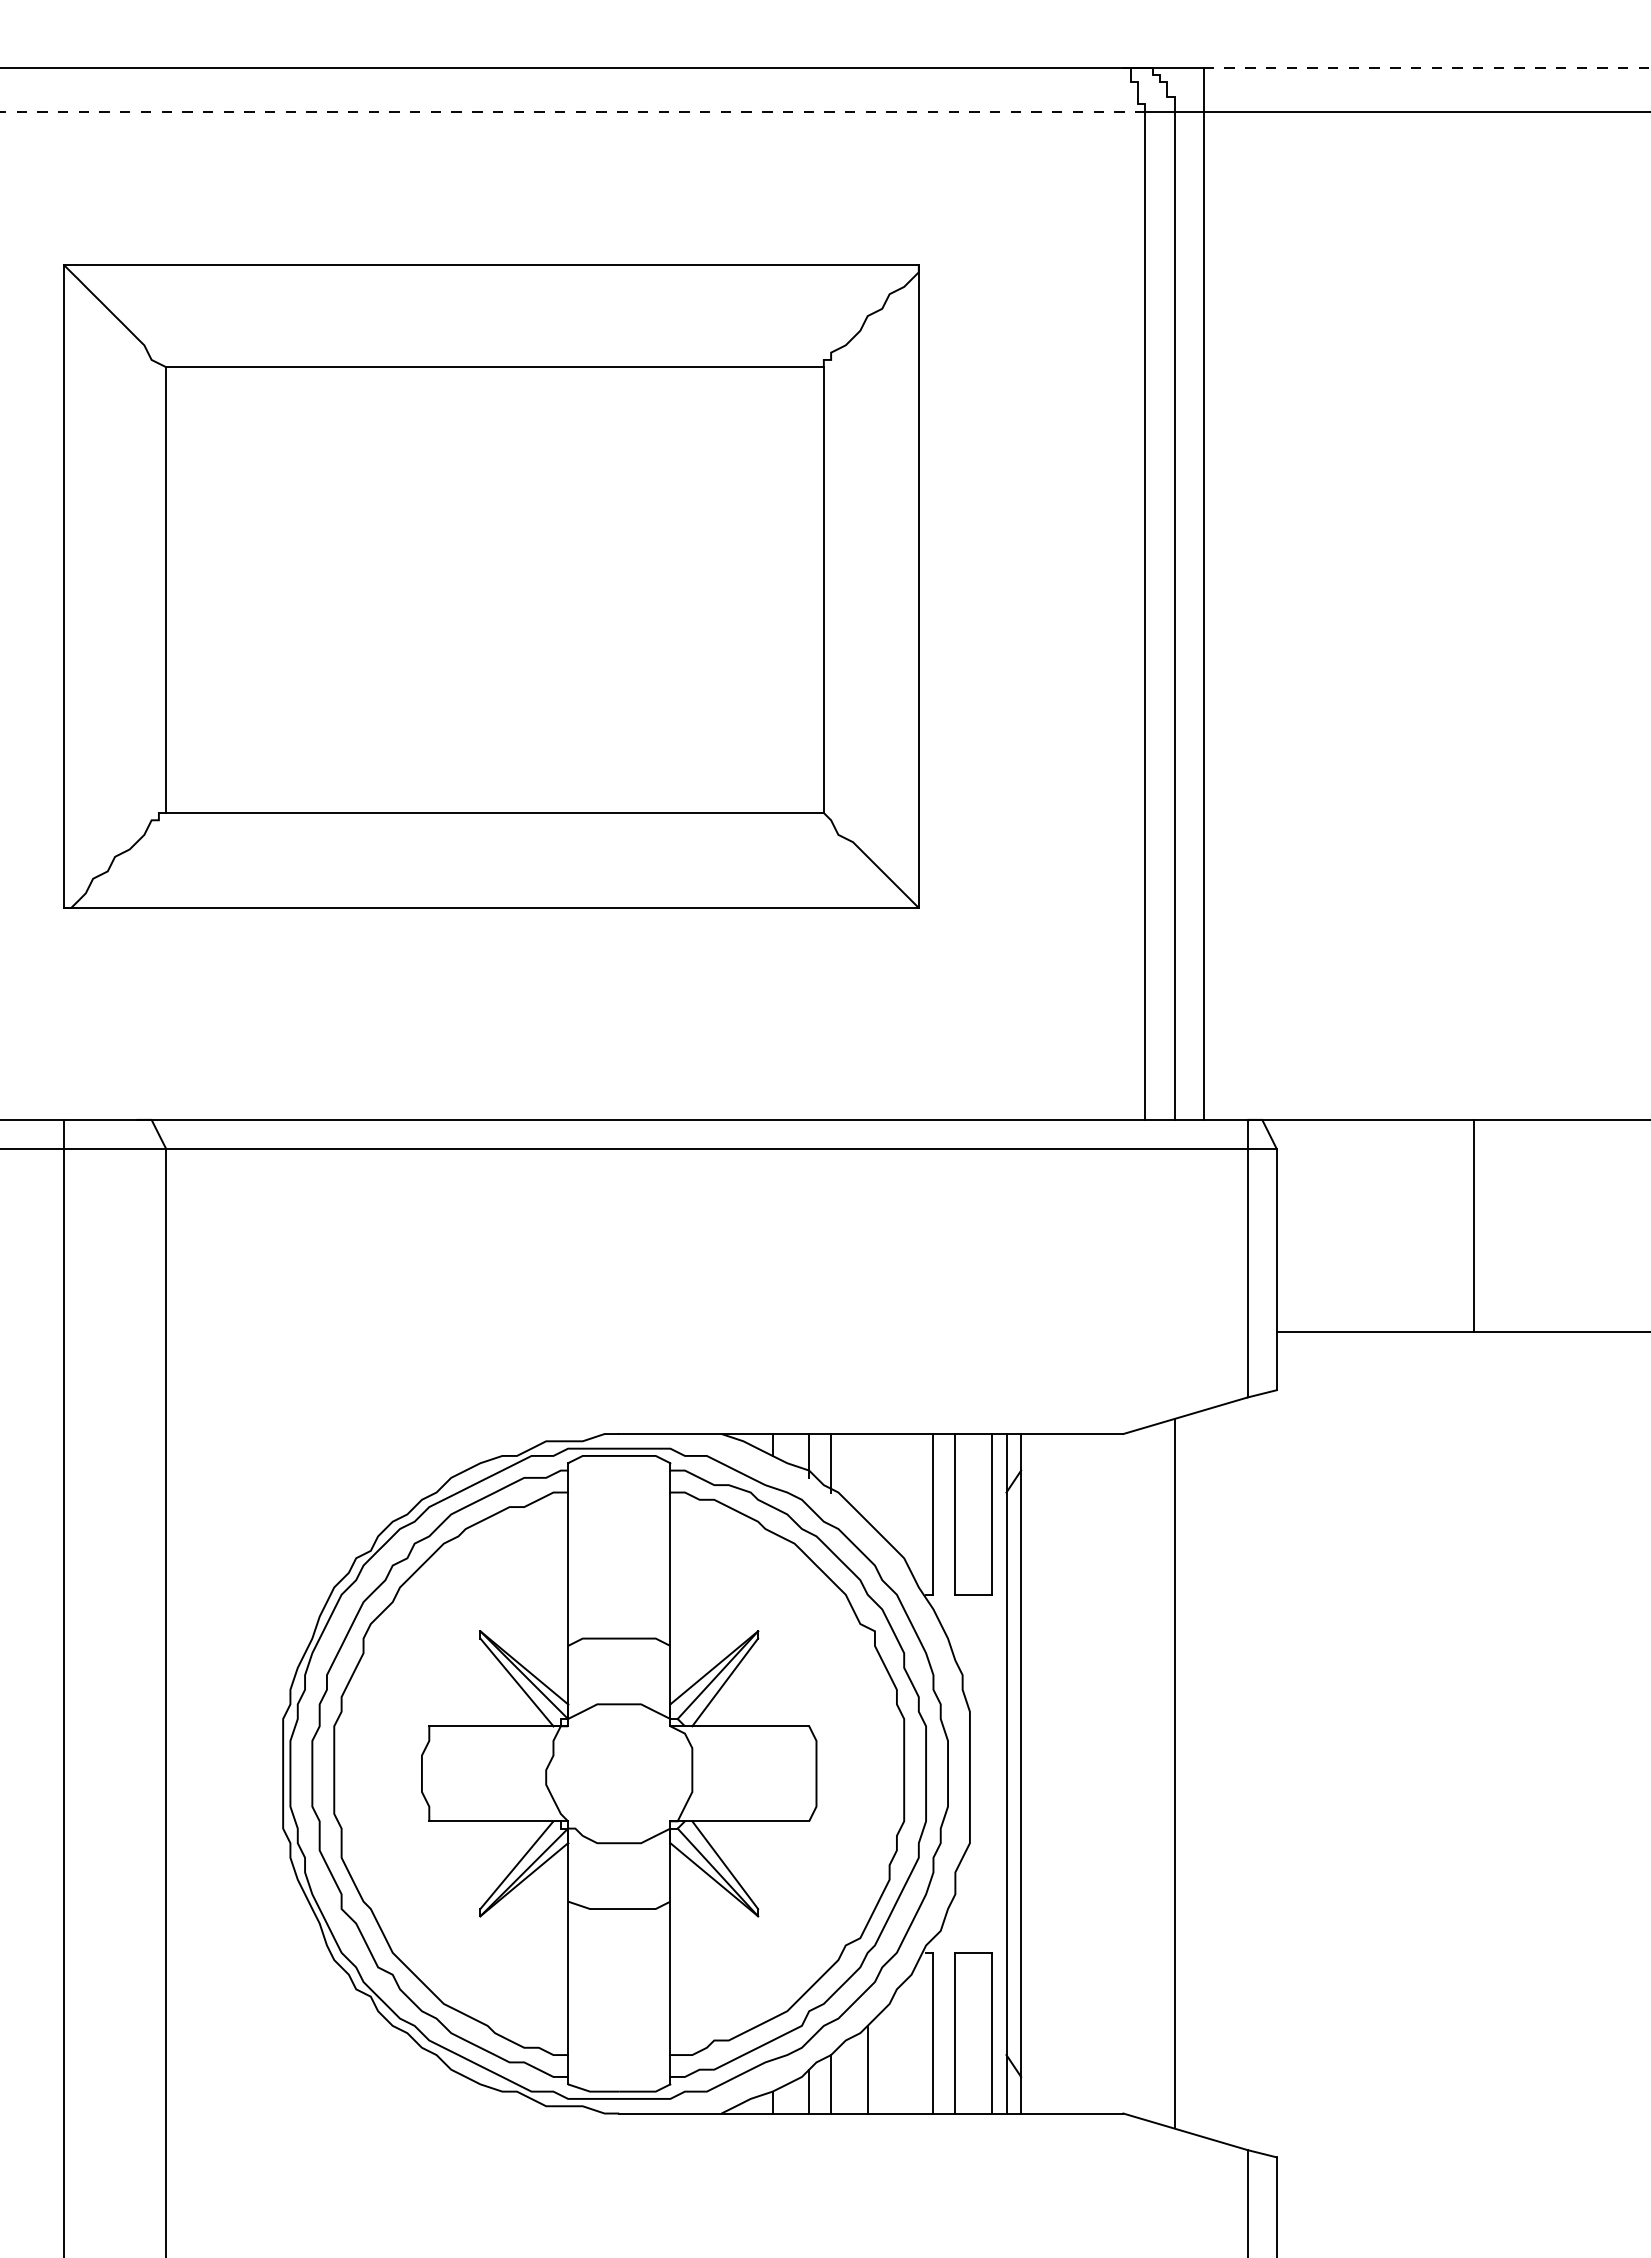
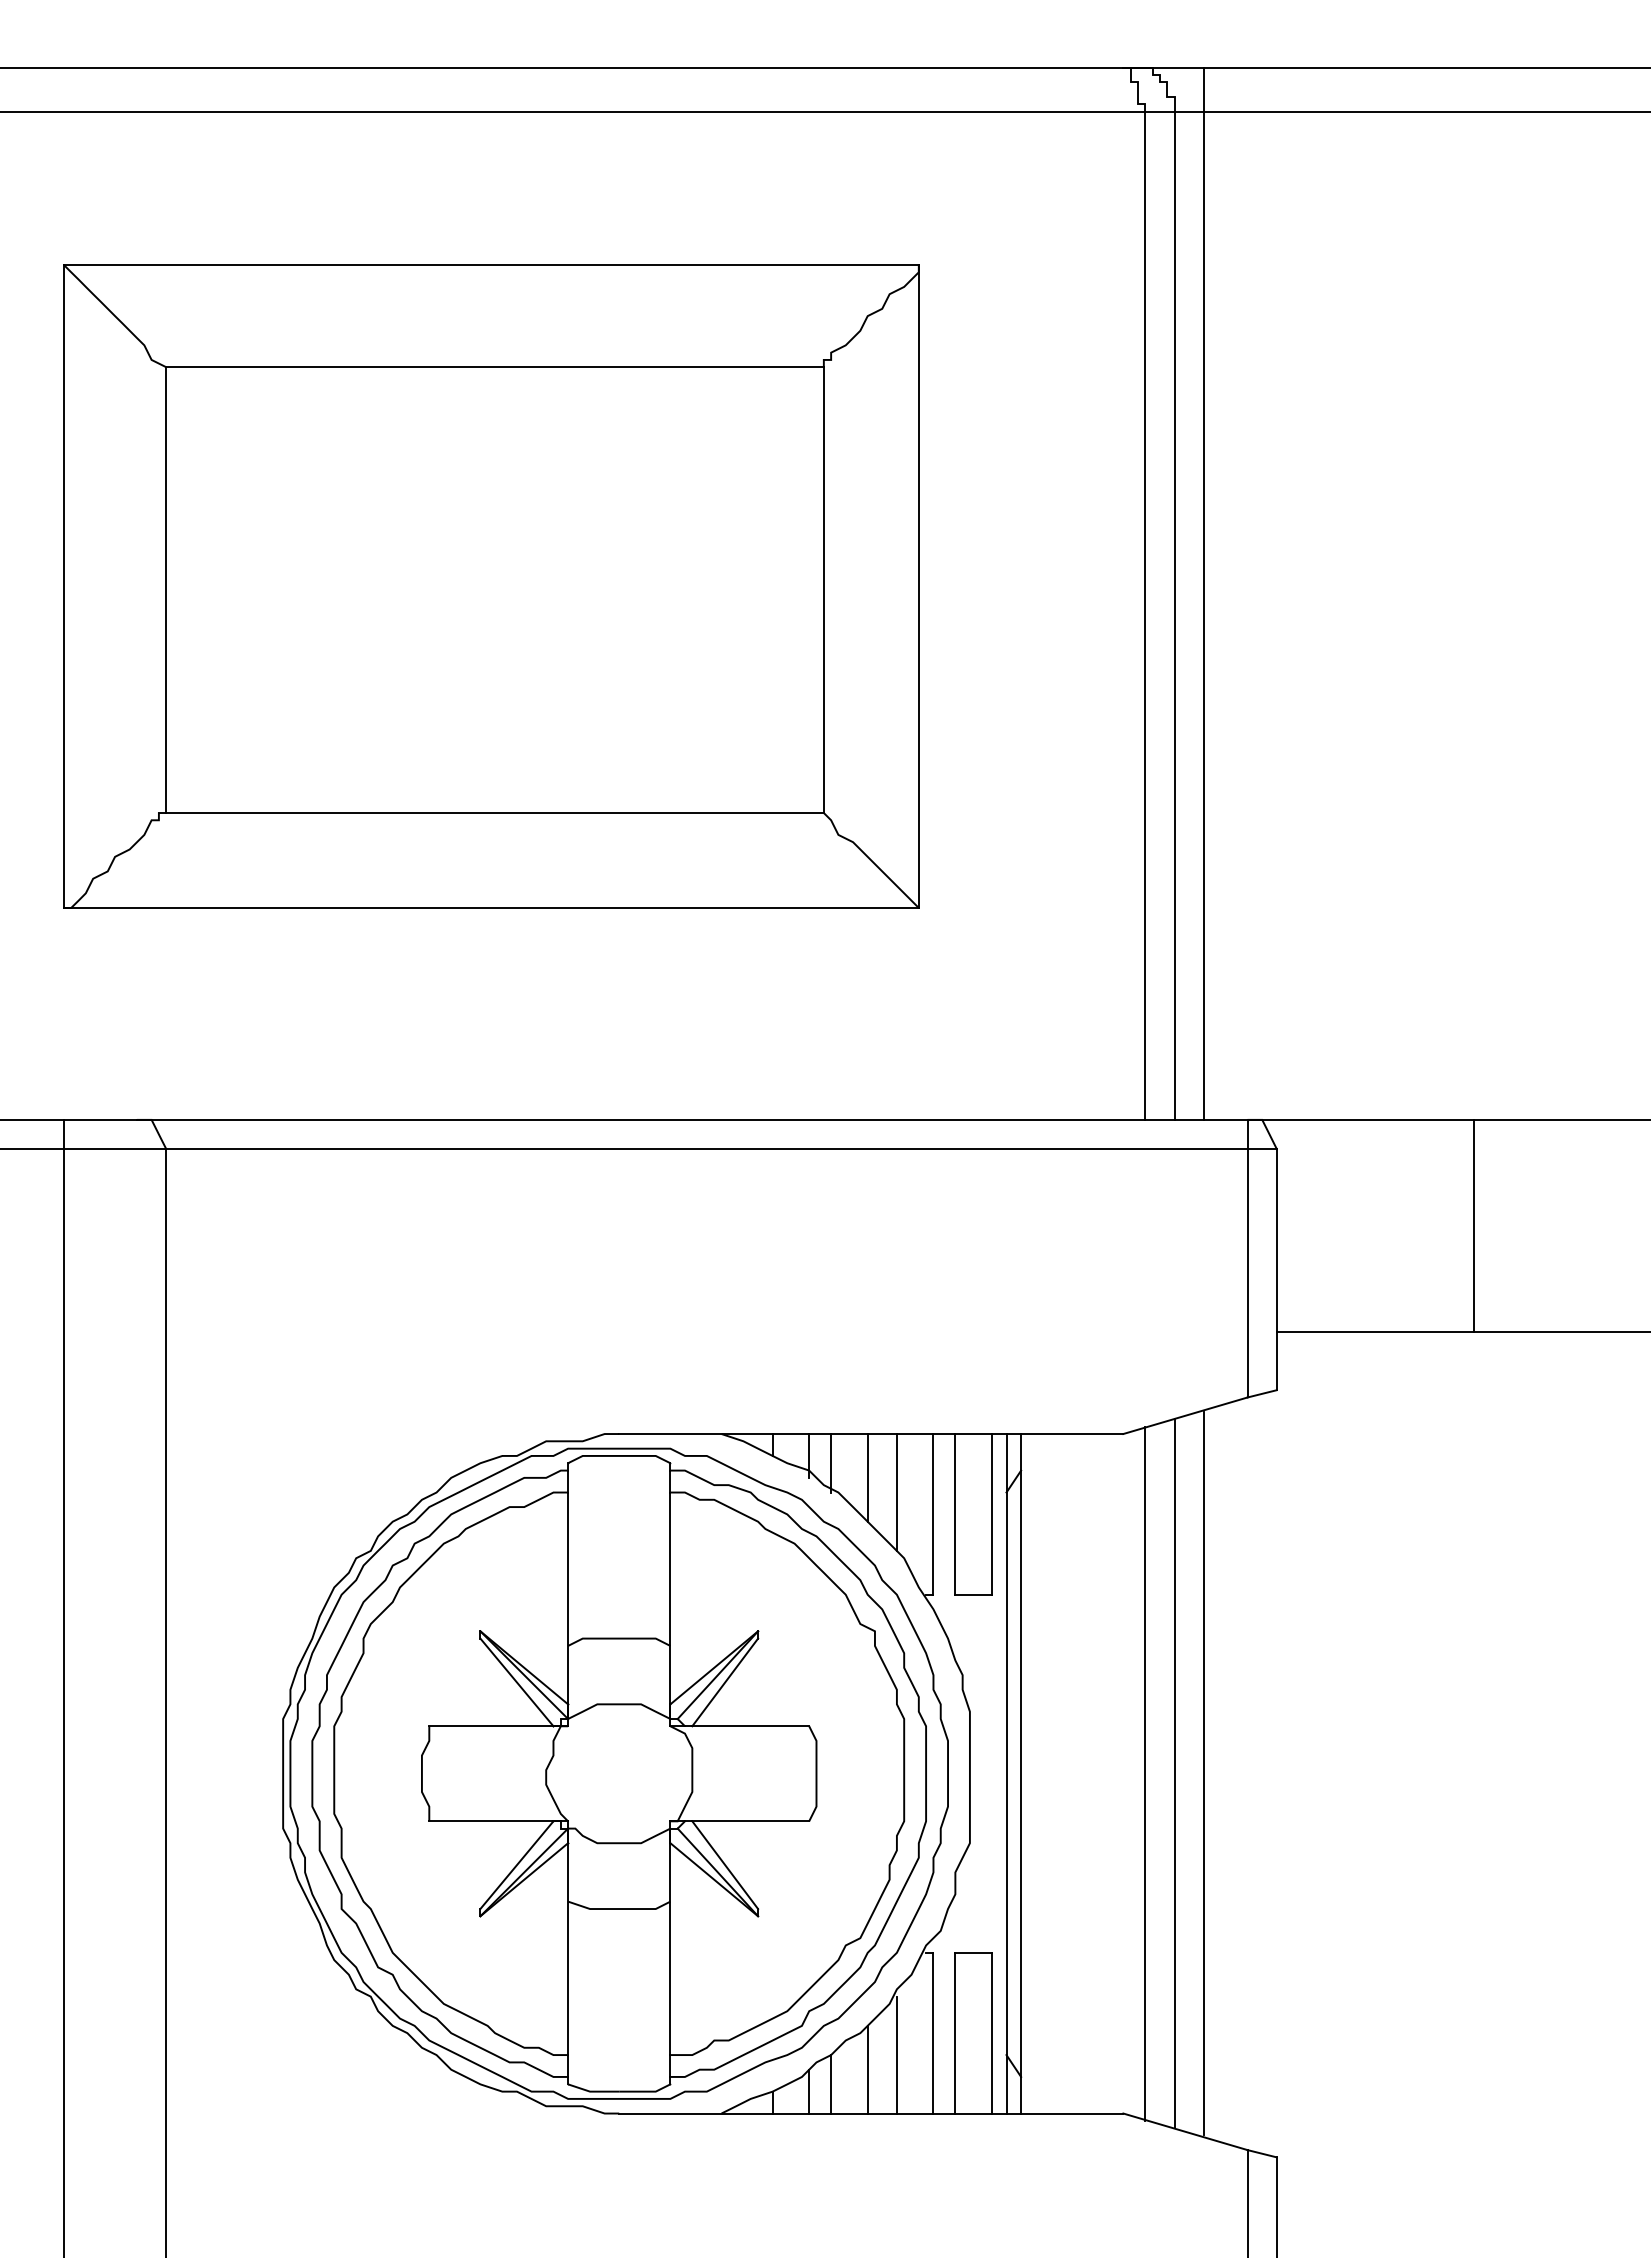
line: dashed -> solid (1427, 67)
line: dashed -> solid (572, 111)
line: none -> present (867, 1477)
line: none -> present (896, 1492)
line: none -> present (1145, 1773)
line: none -> present (1203, 1773)
line: none -> present (896, 2054)
